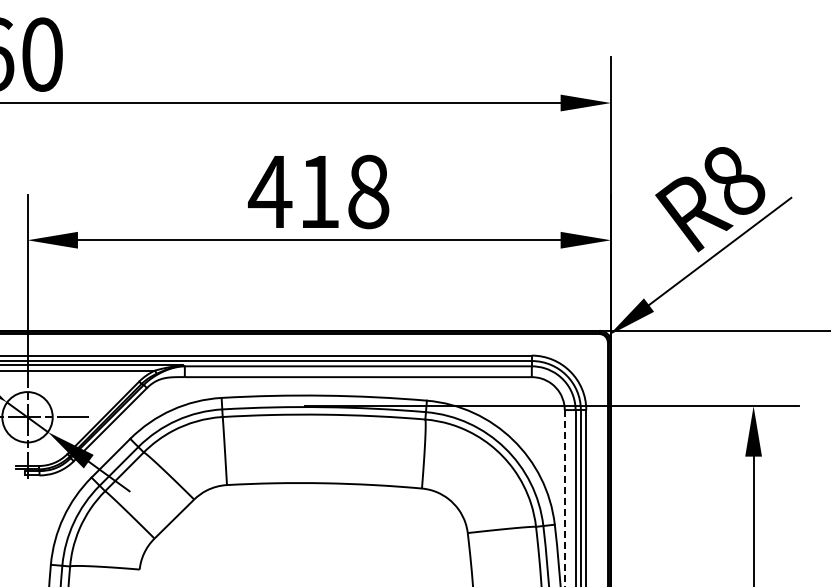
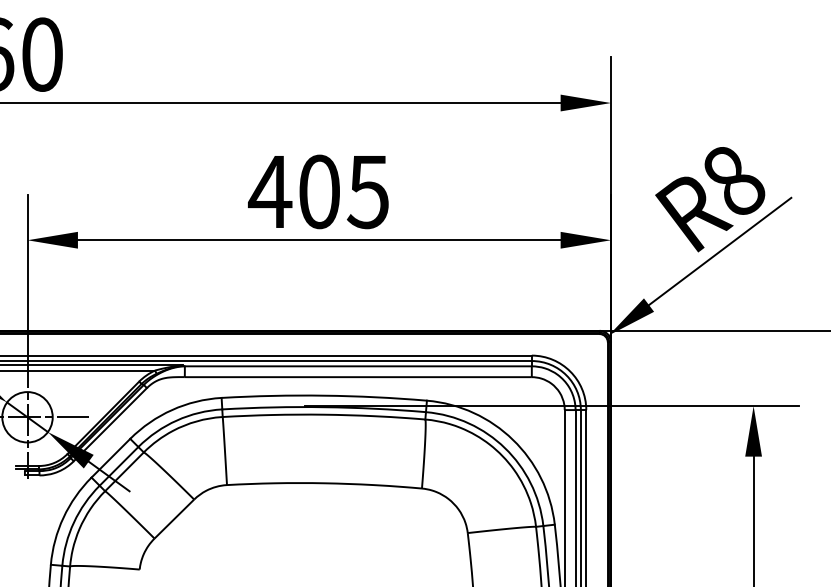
text: 418 -> 405 (344, 191)
line: dashed -> solid (564, 498)
